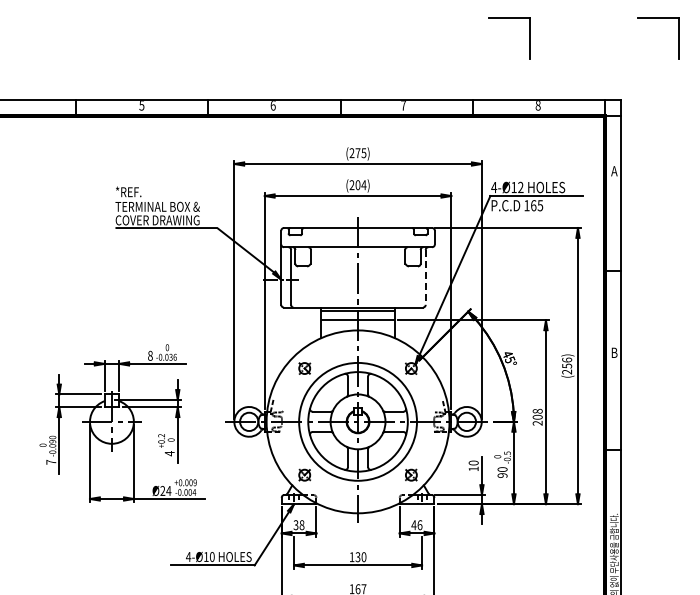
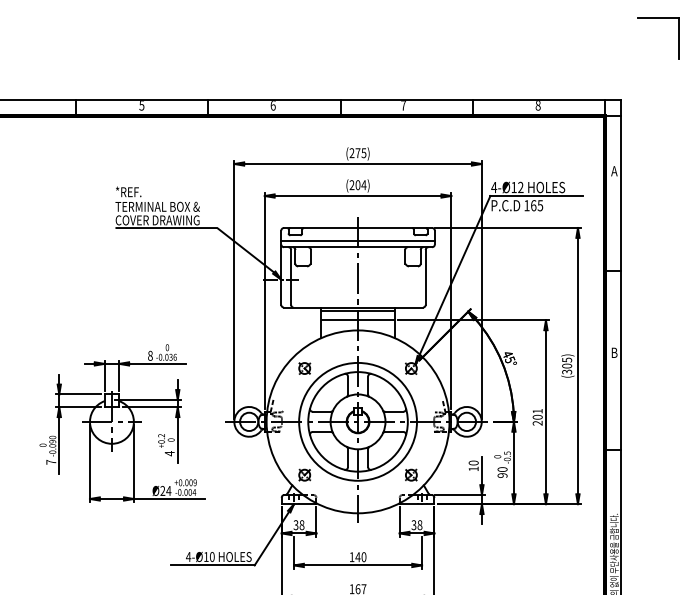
part: present -> none (509, 18)
line: none -> present (357, 240)
line: dashed -> solid (425, 277)
text: (256) -> (305) (567, 365)
text: 208 -> 201 (537, 410)
text: 46 -> 38 (416, 525)
text: 130 -> 140 (357, 557)
